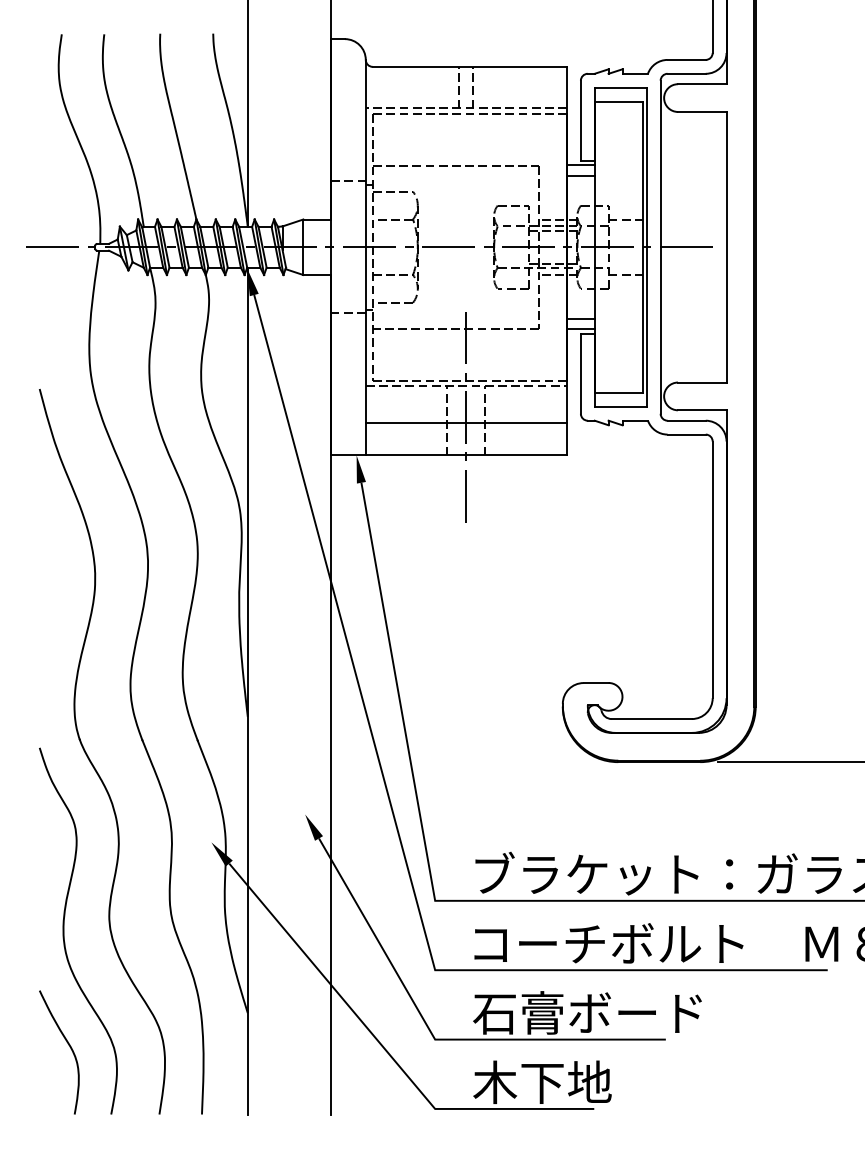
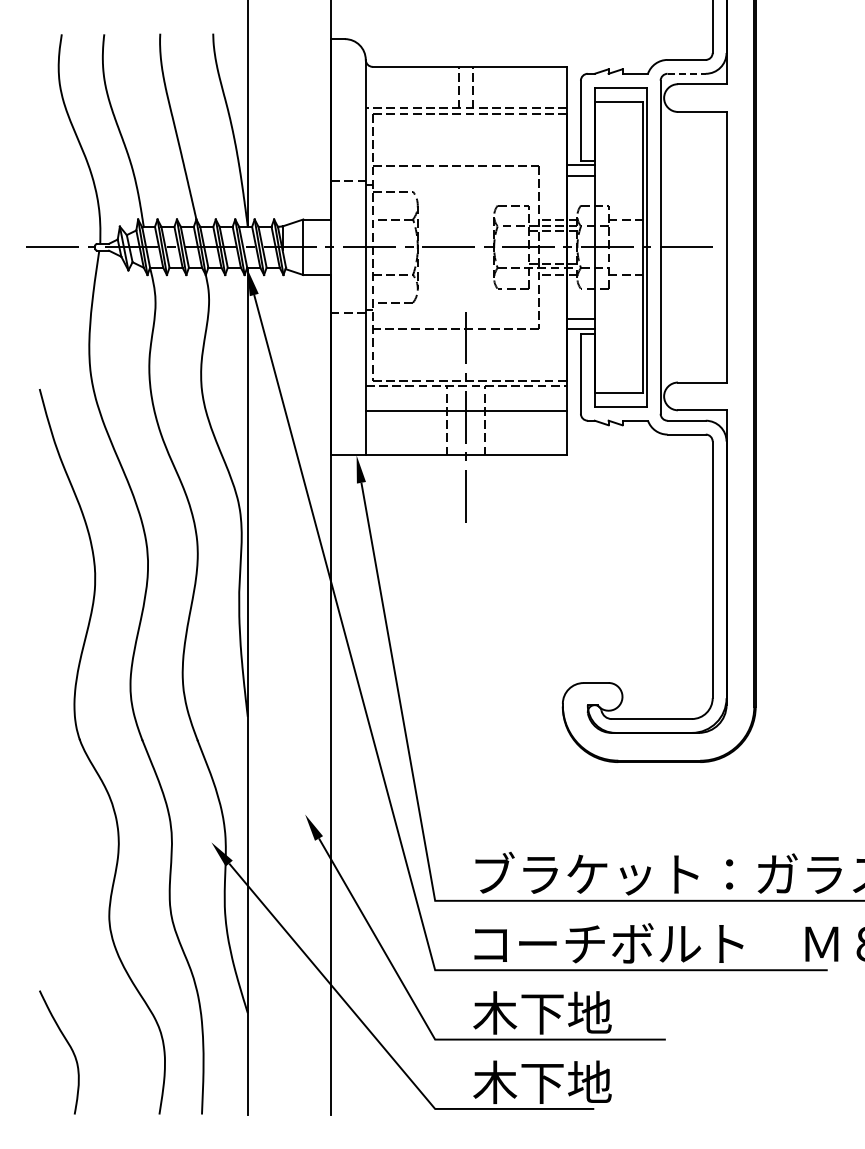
line: solid -> dashed (687, 73)
line position: (465, 422) -> (465, 410) (465, 410)
line: present -> none (789, 762)
curve: present -> none (64, 930)
text: 石膏ボード -> 木下地 (587, 1012)
